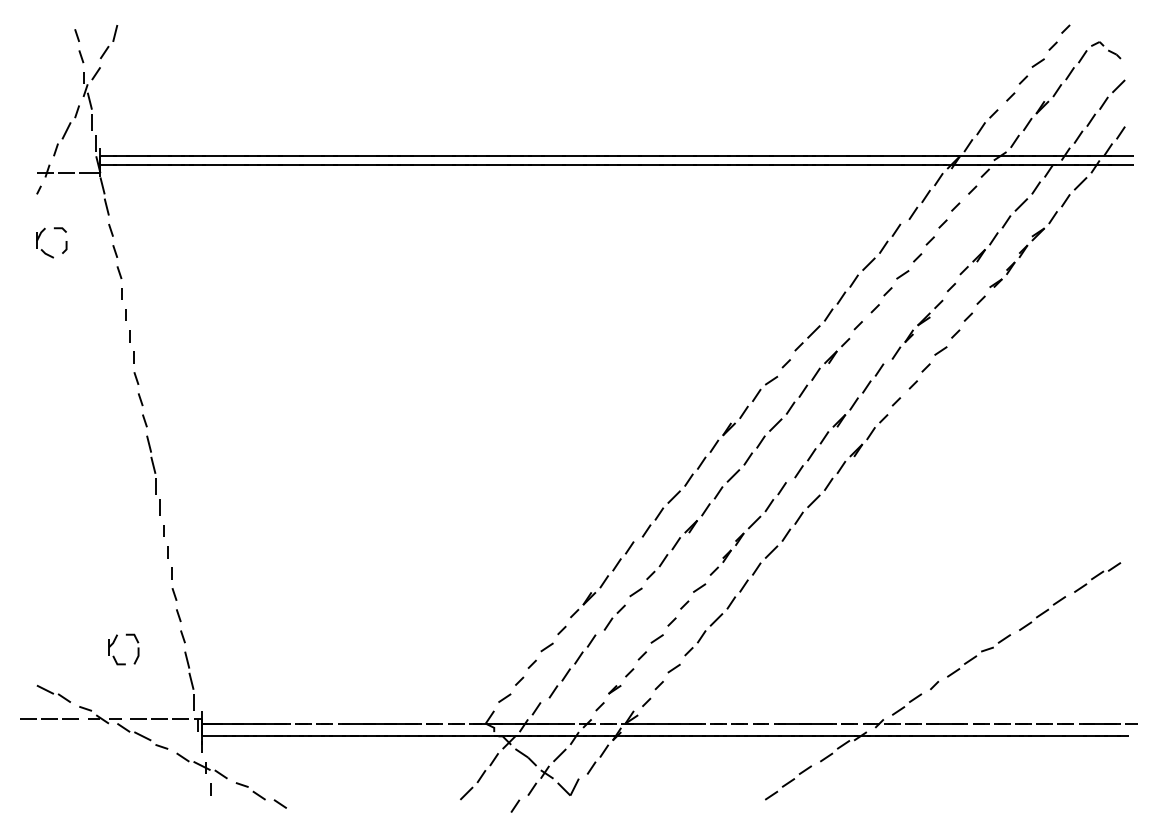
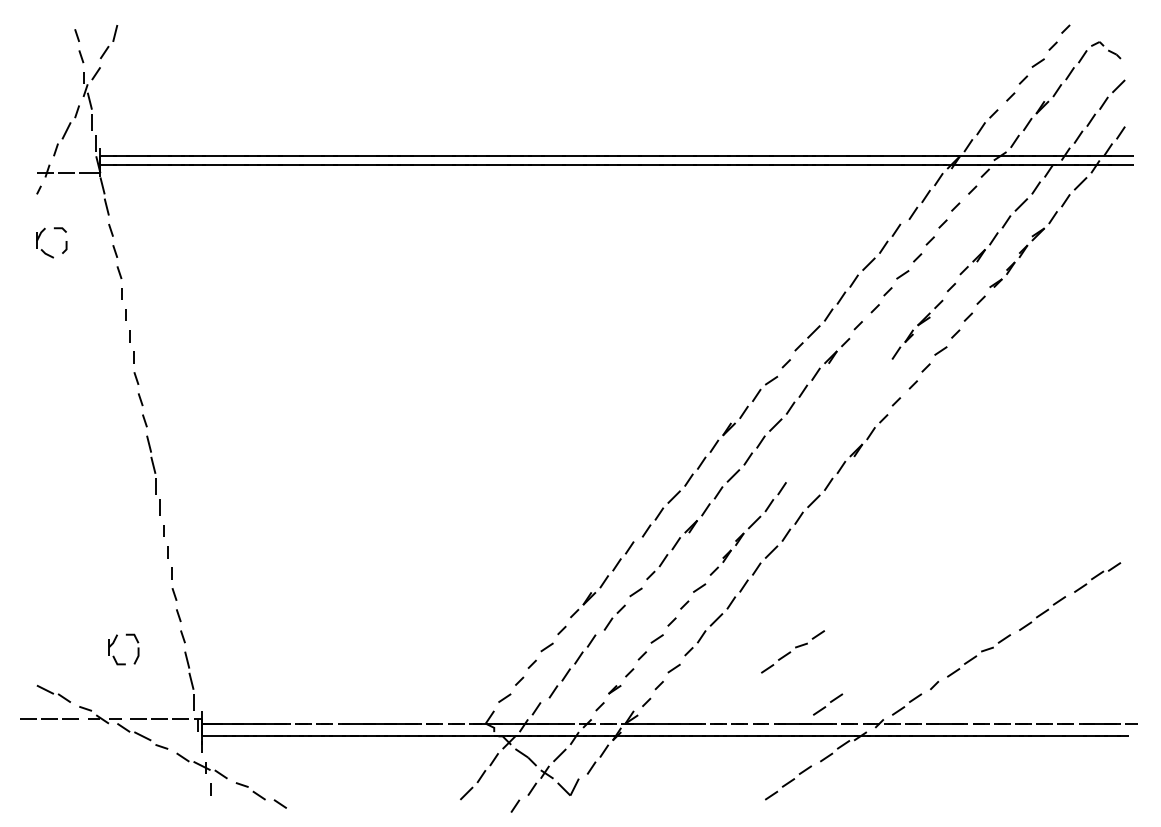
part: present -> none (839, 420)
part: none -> present (793, 651)
part: none -> present (828, 704)
